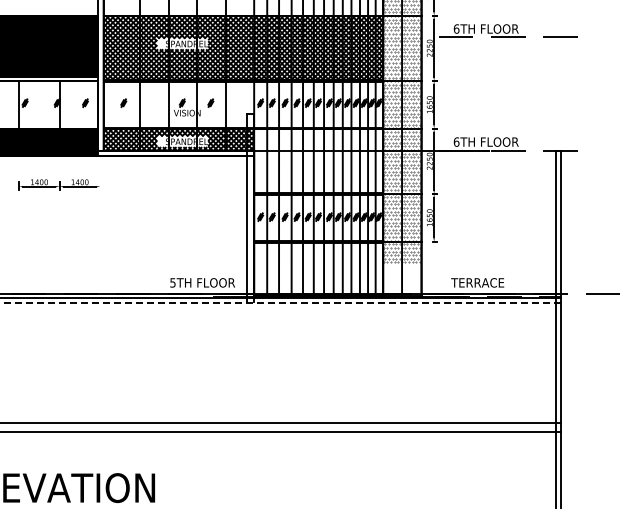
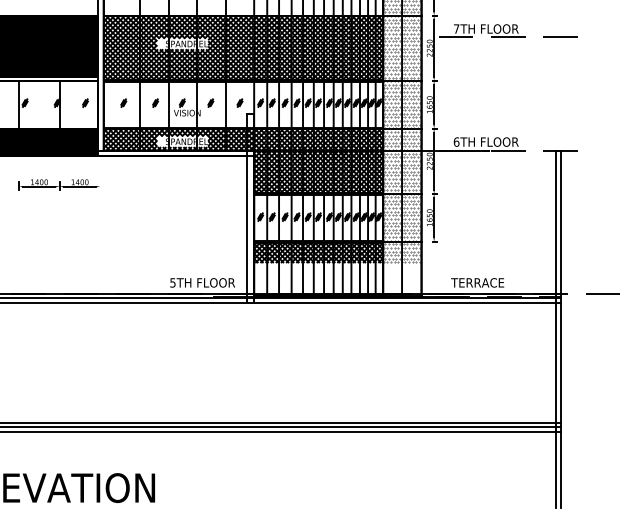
text: 6TH -> 7TH (456, 28)
part: none -> present (155, 102)
part: none -> present (239, 102)
hatch: none -> present (318, 160)
hatch: none -> present (318, 252)
line: dashed -> solid (280, 302)
line: none -> present (281, 427)
